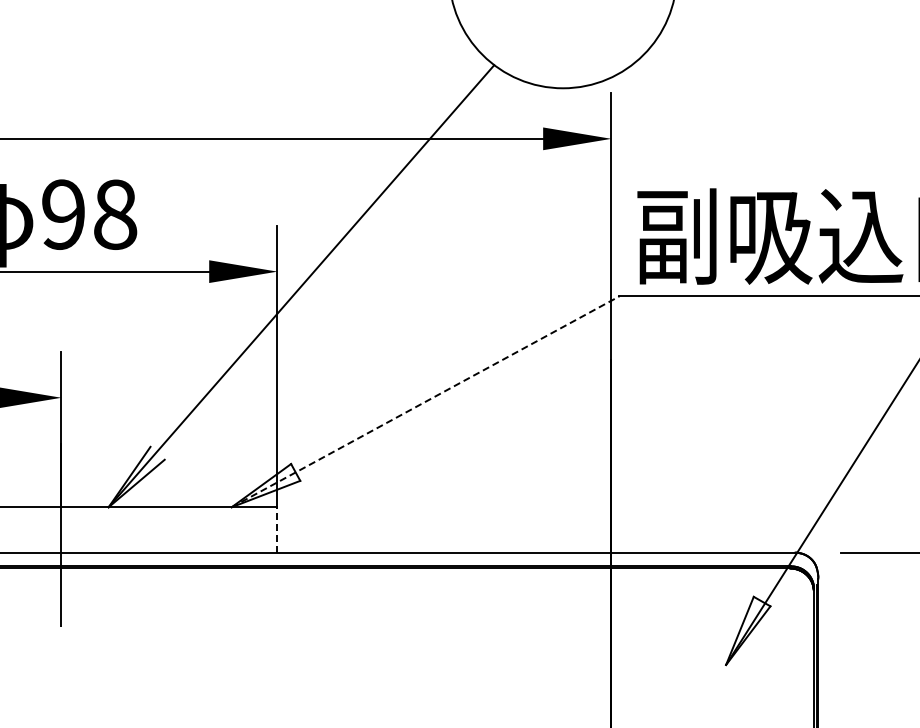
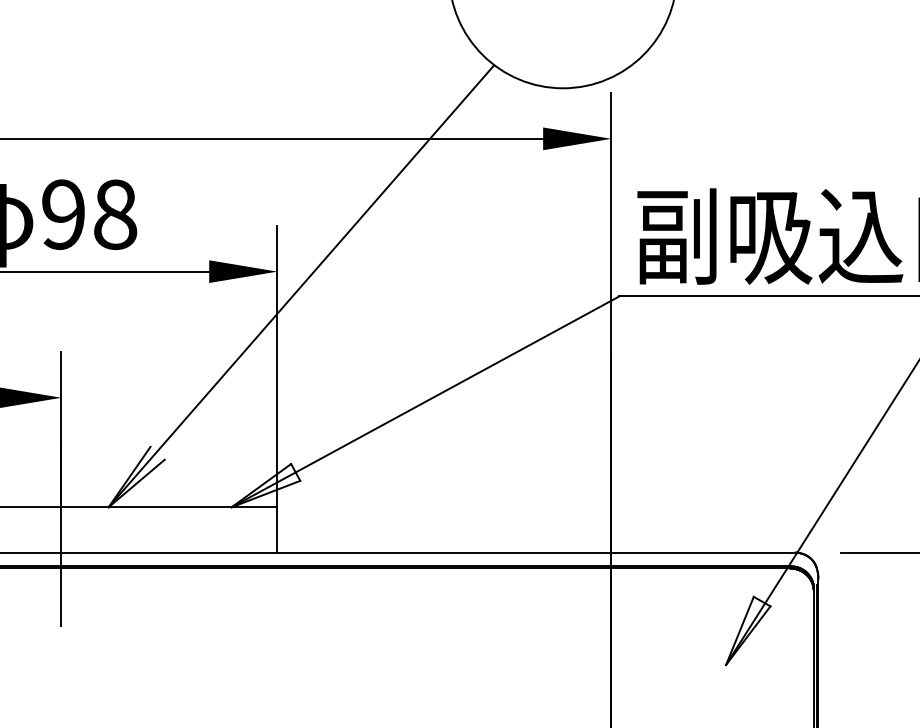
line: dashed -> solid (425, 401)
line: dashed -> solid (277, 530)
